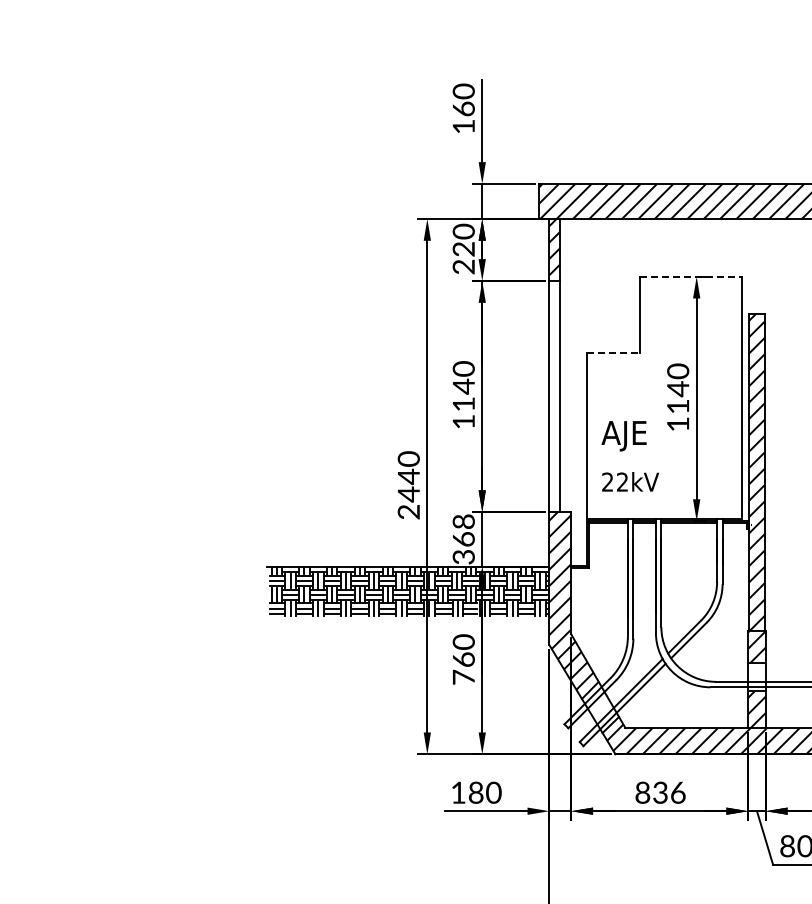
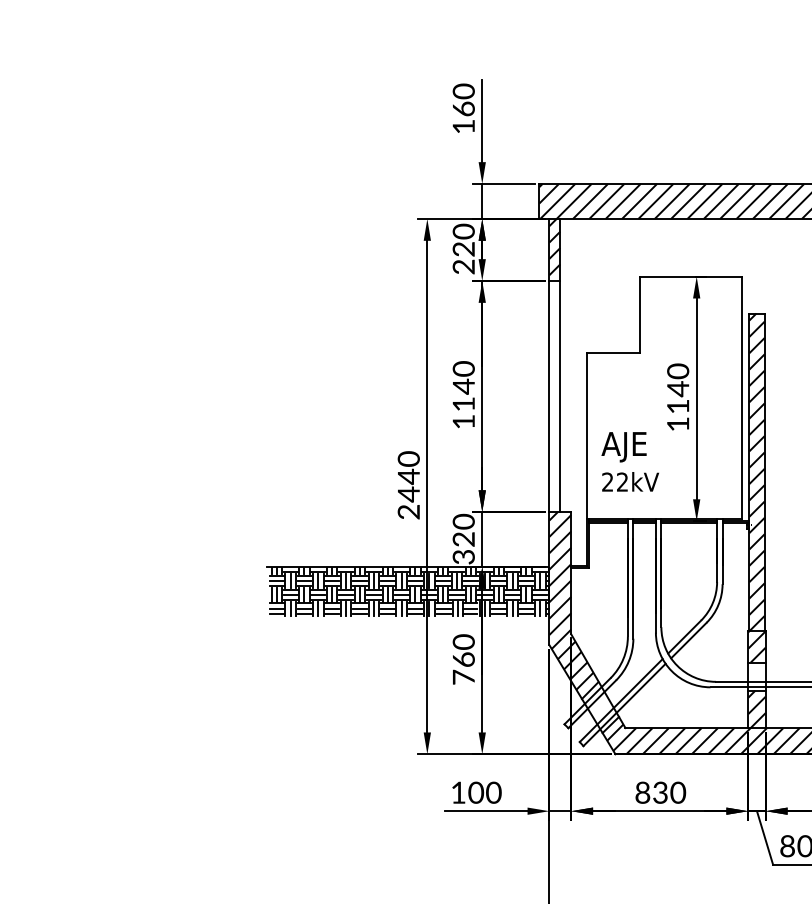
line: dashed -> solid (691, 276)
line: dashed -> solid (614, 353)
text position: (623, 436) -> (623, 447) (623, 447)
text: 368 -> 320 (463, 529)
text: 180 -> 100 (476, 792)
text: 836 -> 830 (678, 792)
